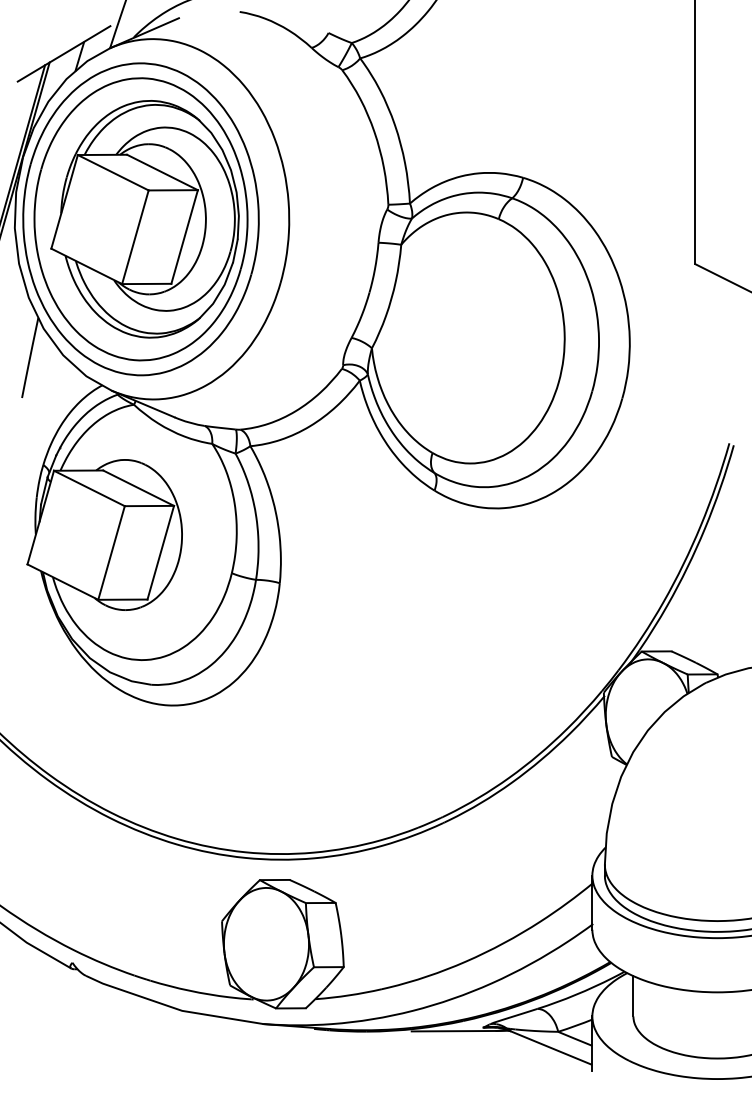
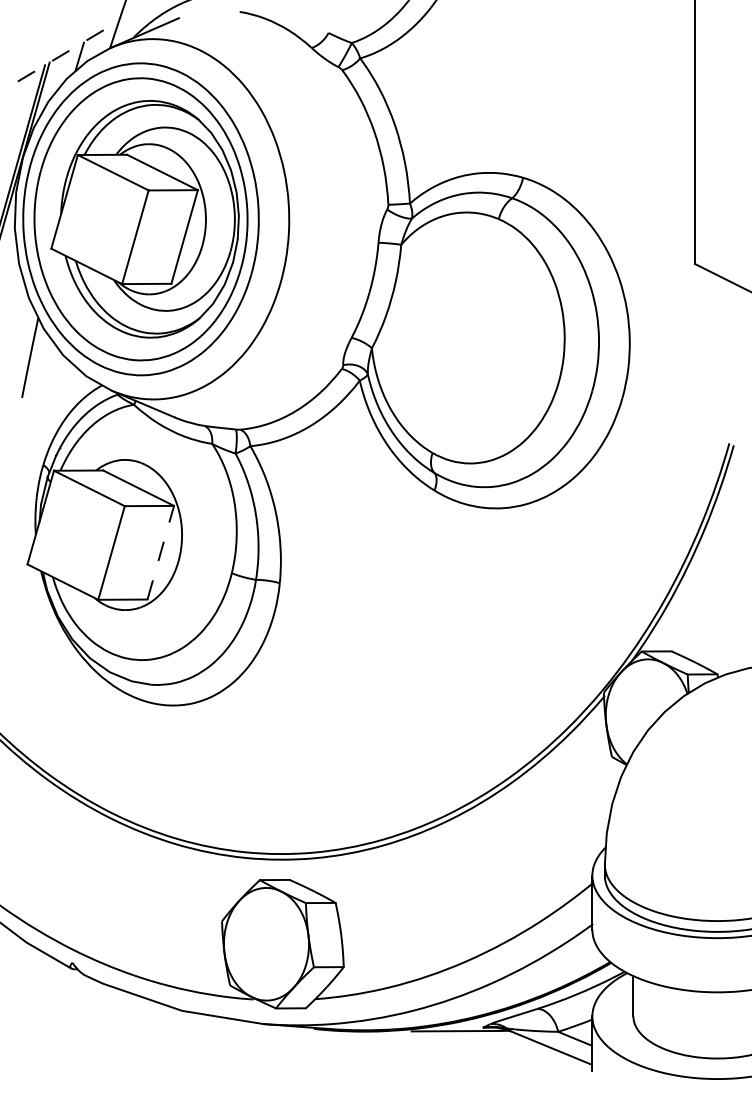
line: solid -> dashed (64, 53)
line: solid -> dashed (160, 552)
